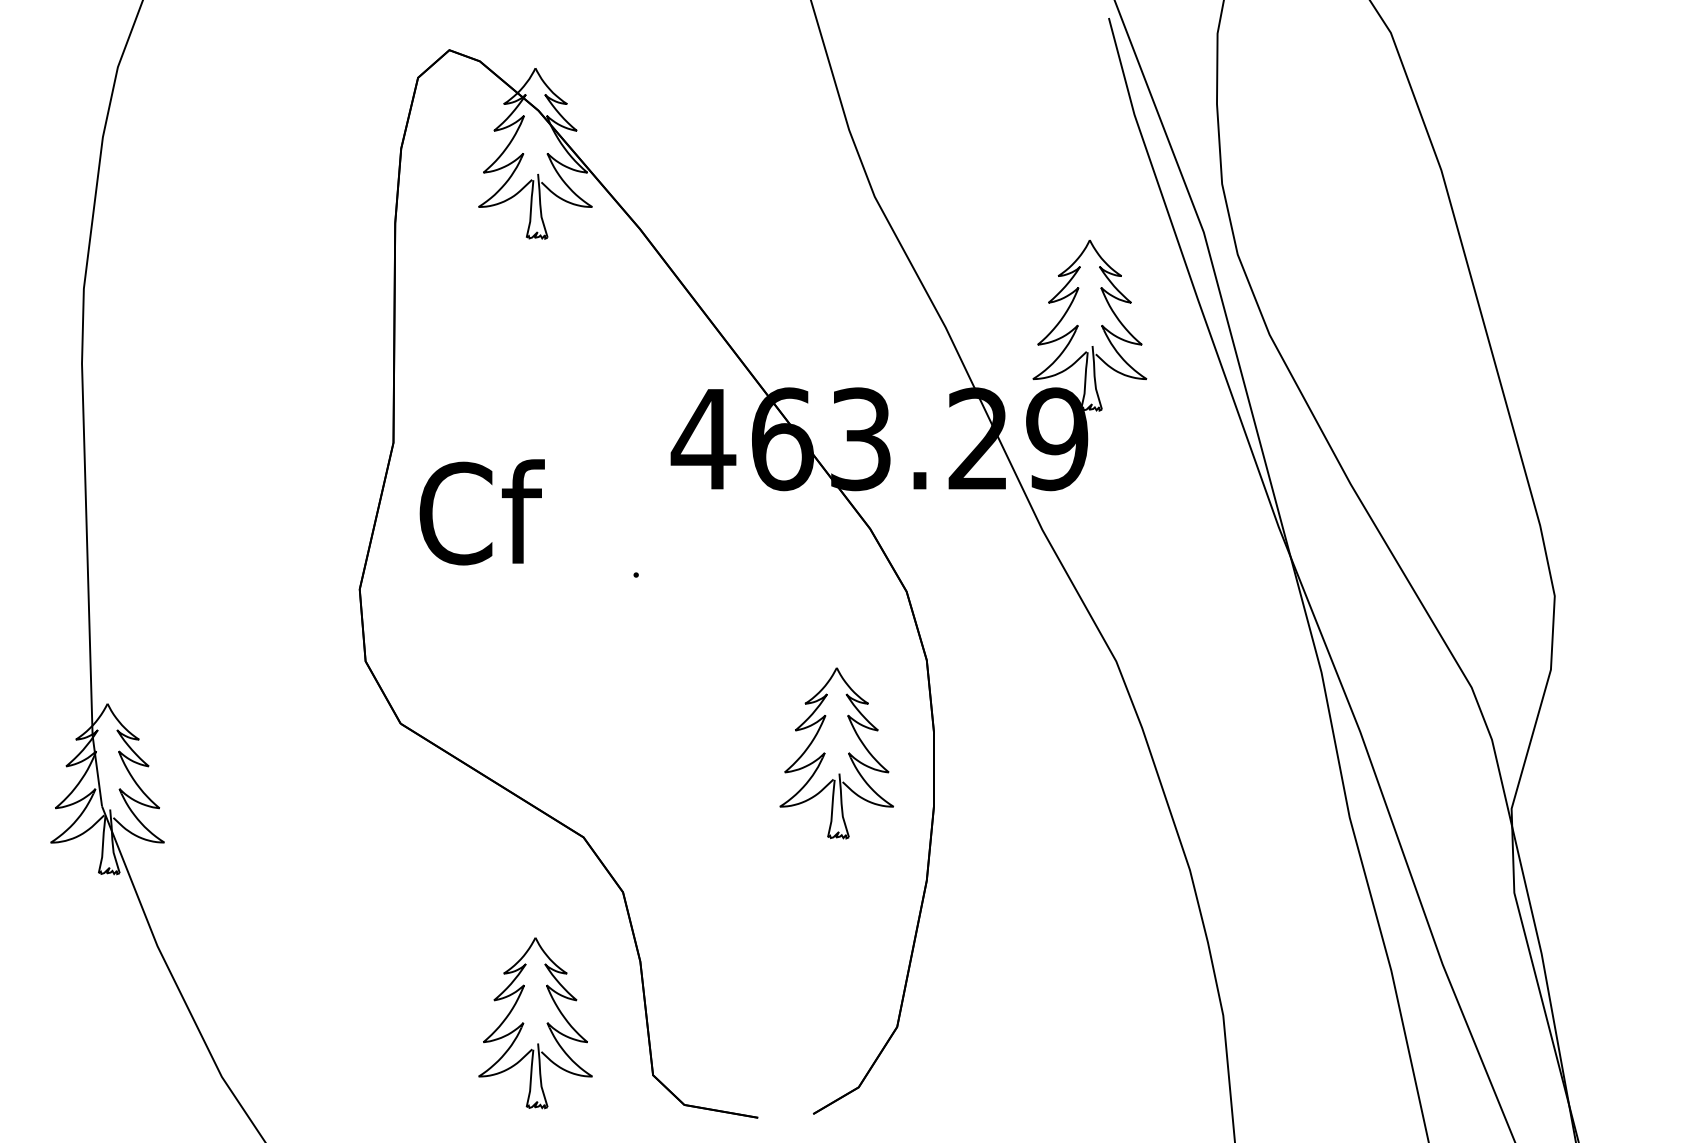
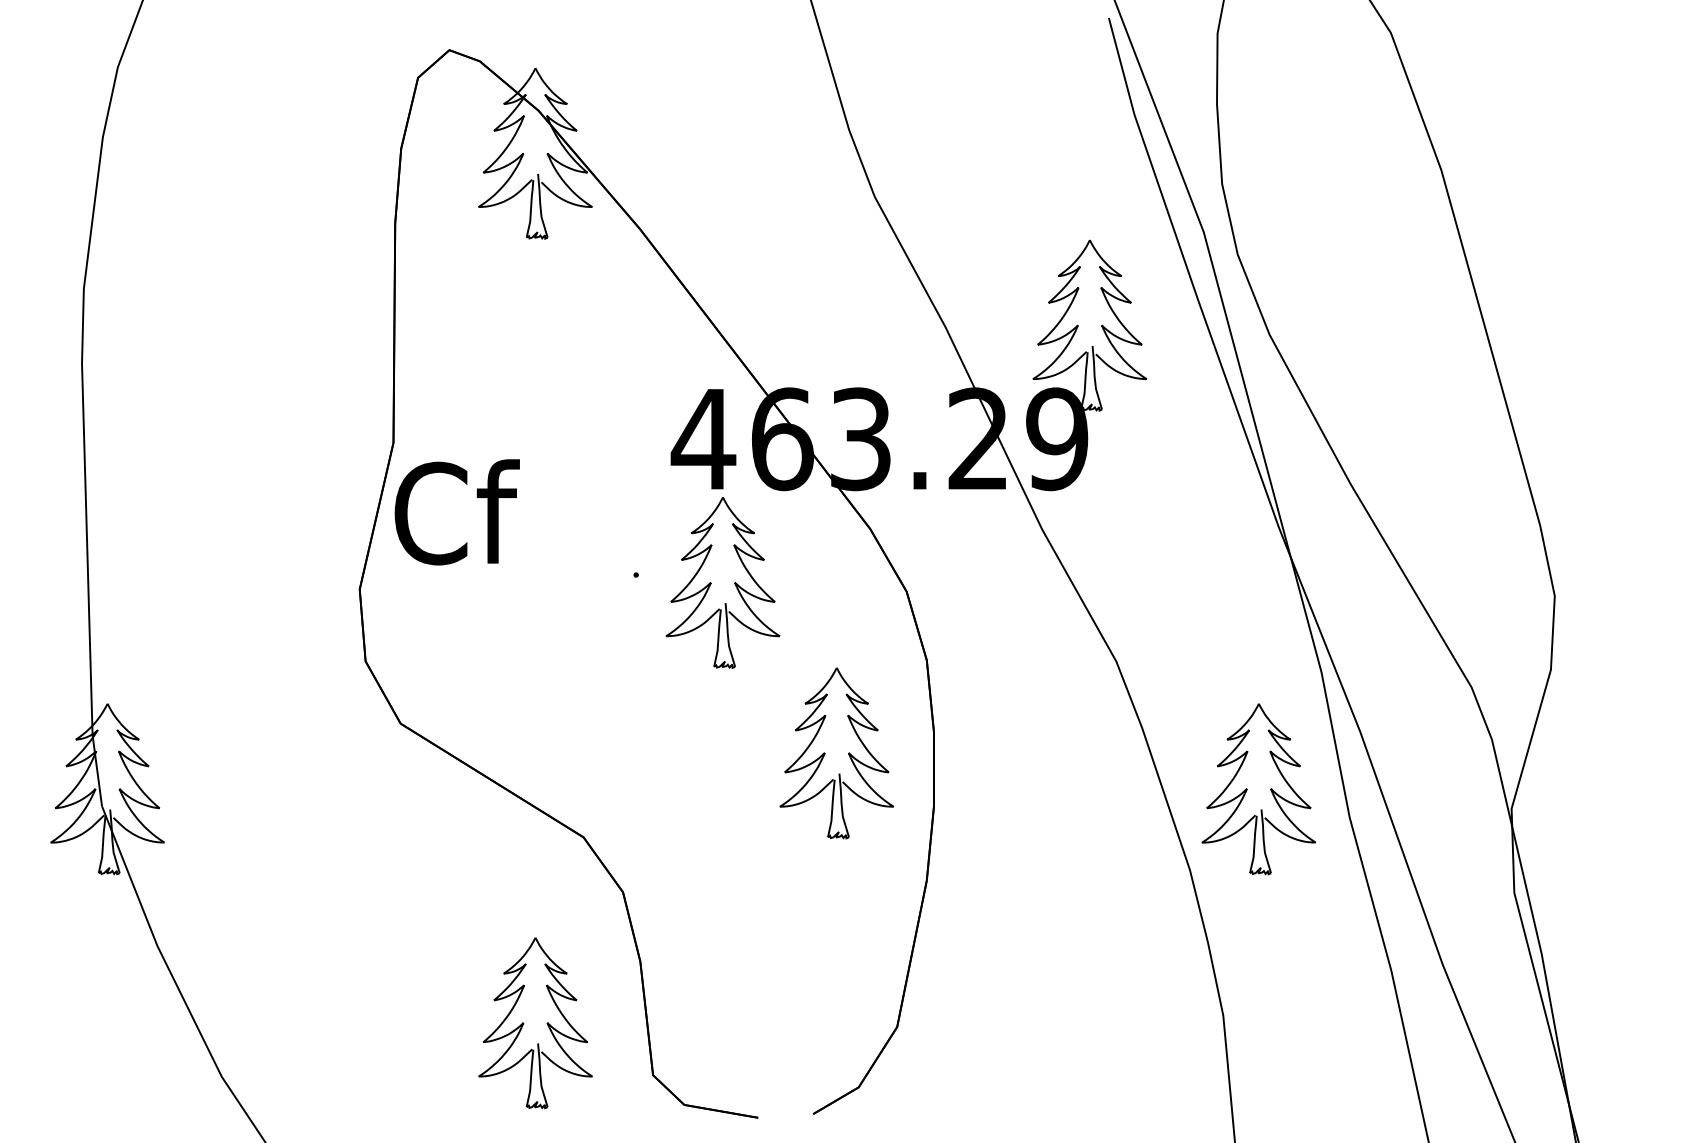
text position: (481, 512) -> (456, 512) (456, 512)
part: none -> present (722, 582)
part: none -> present (1258, 789)
